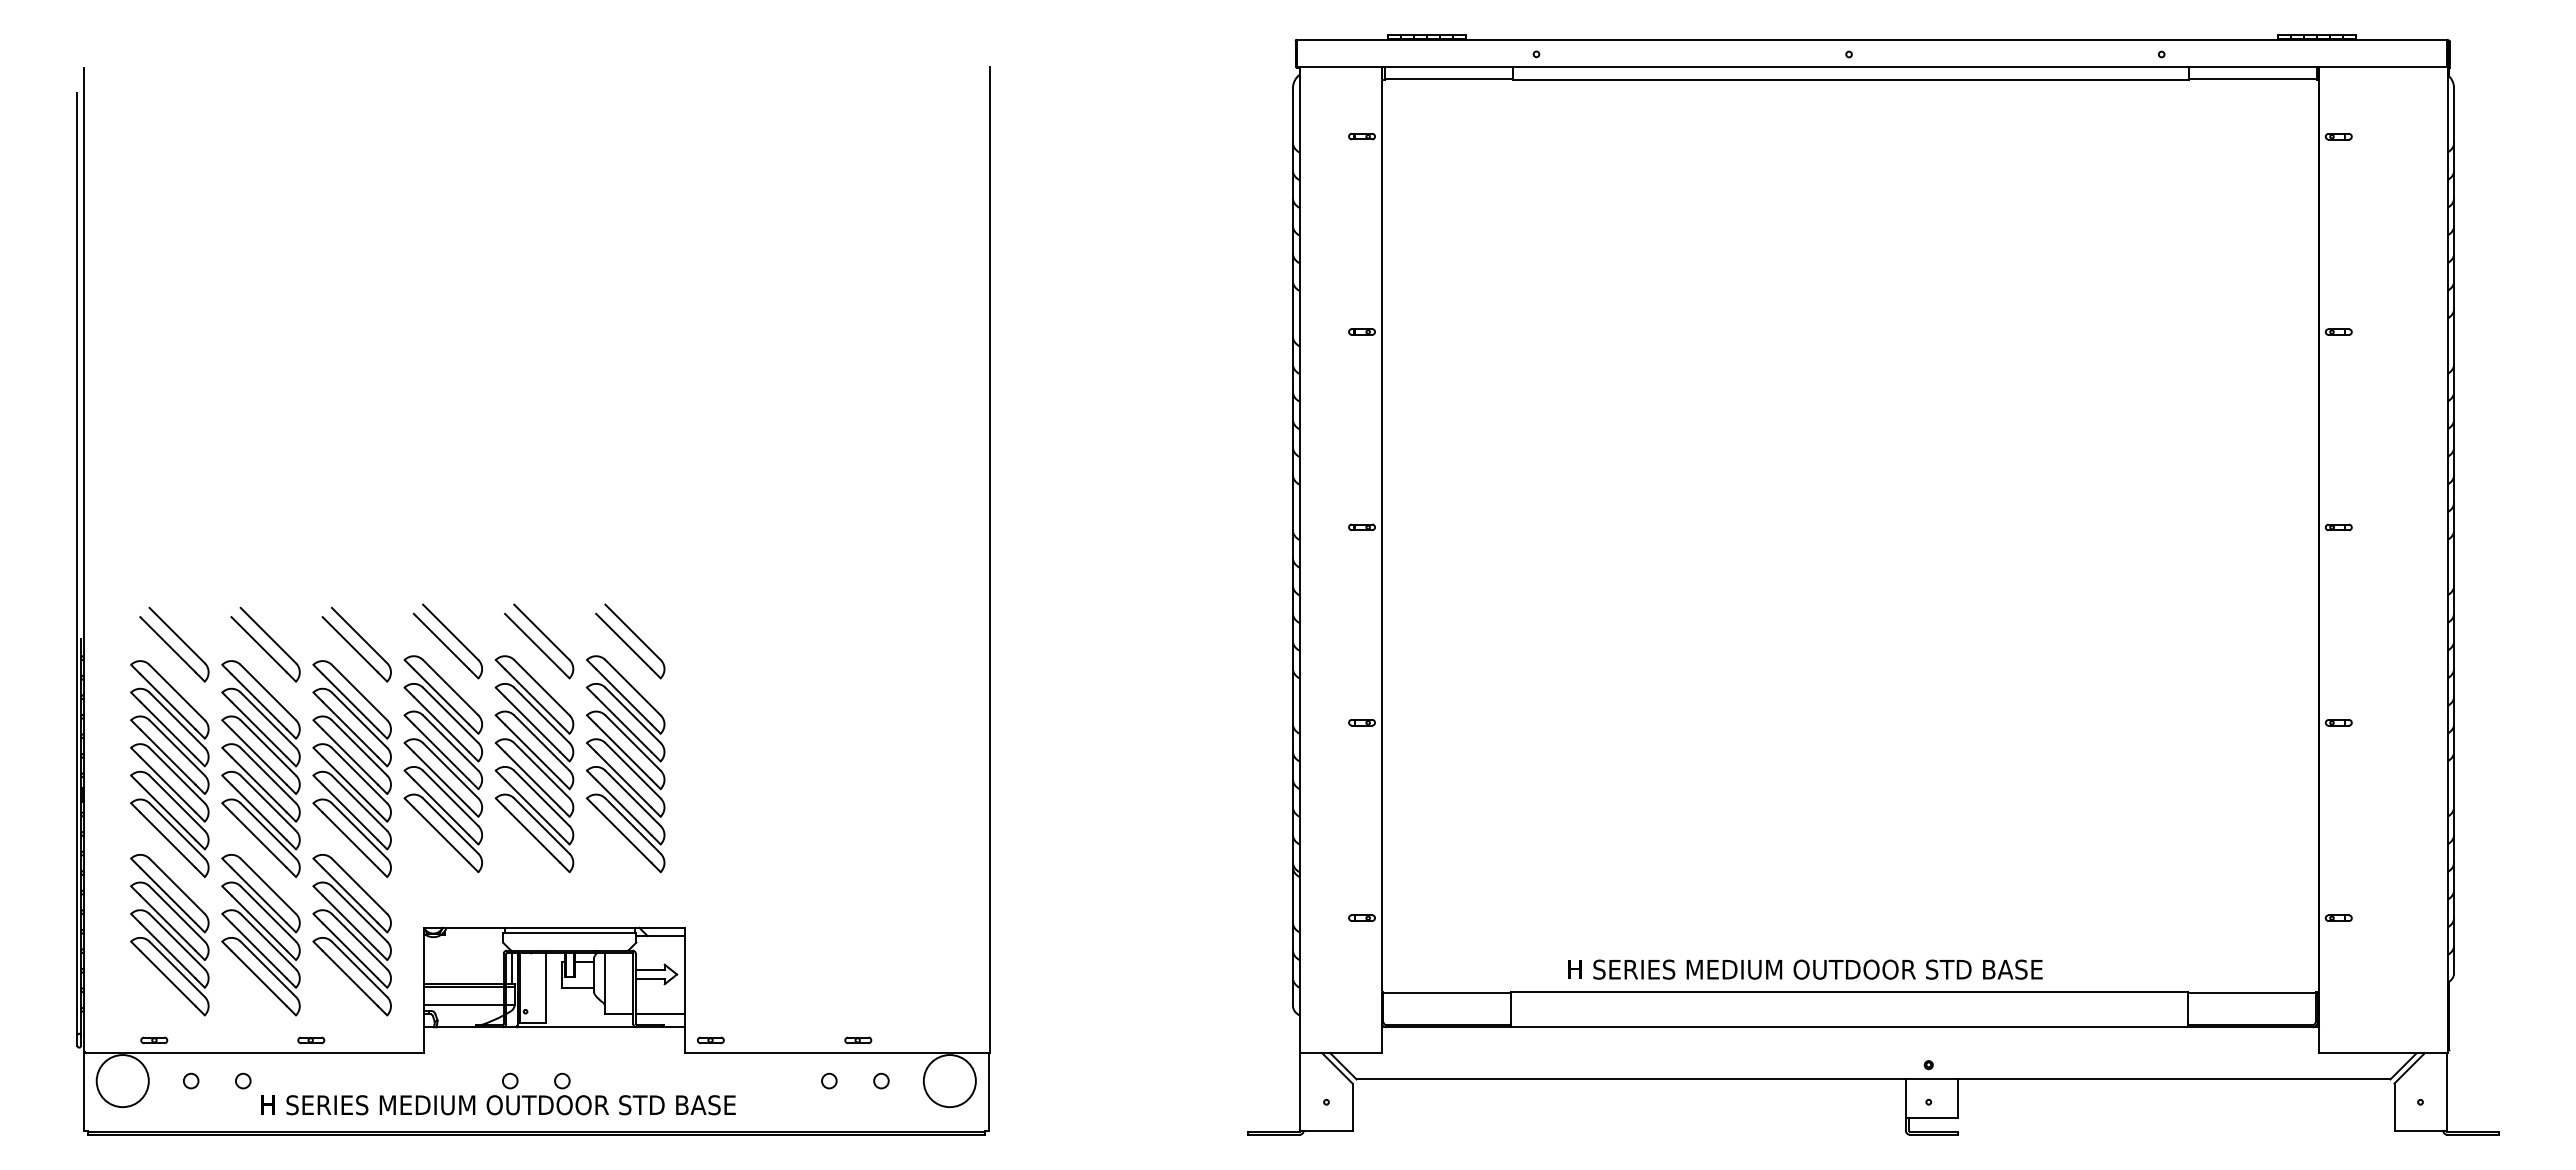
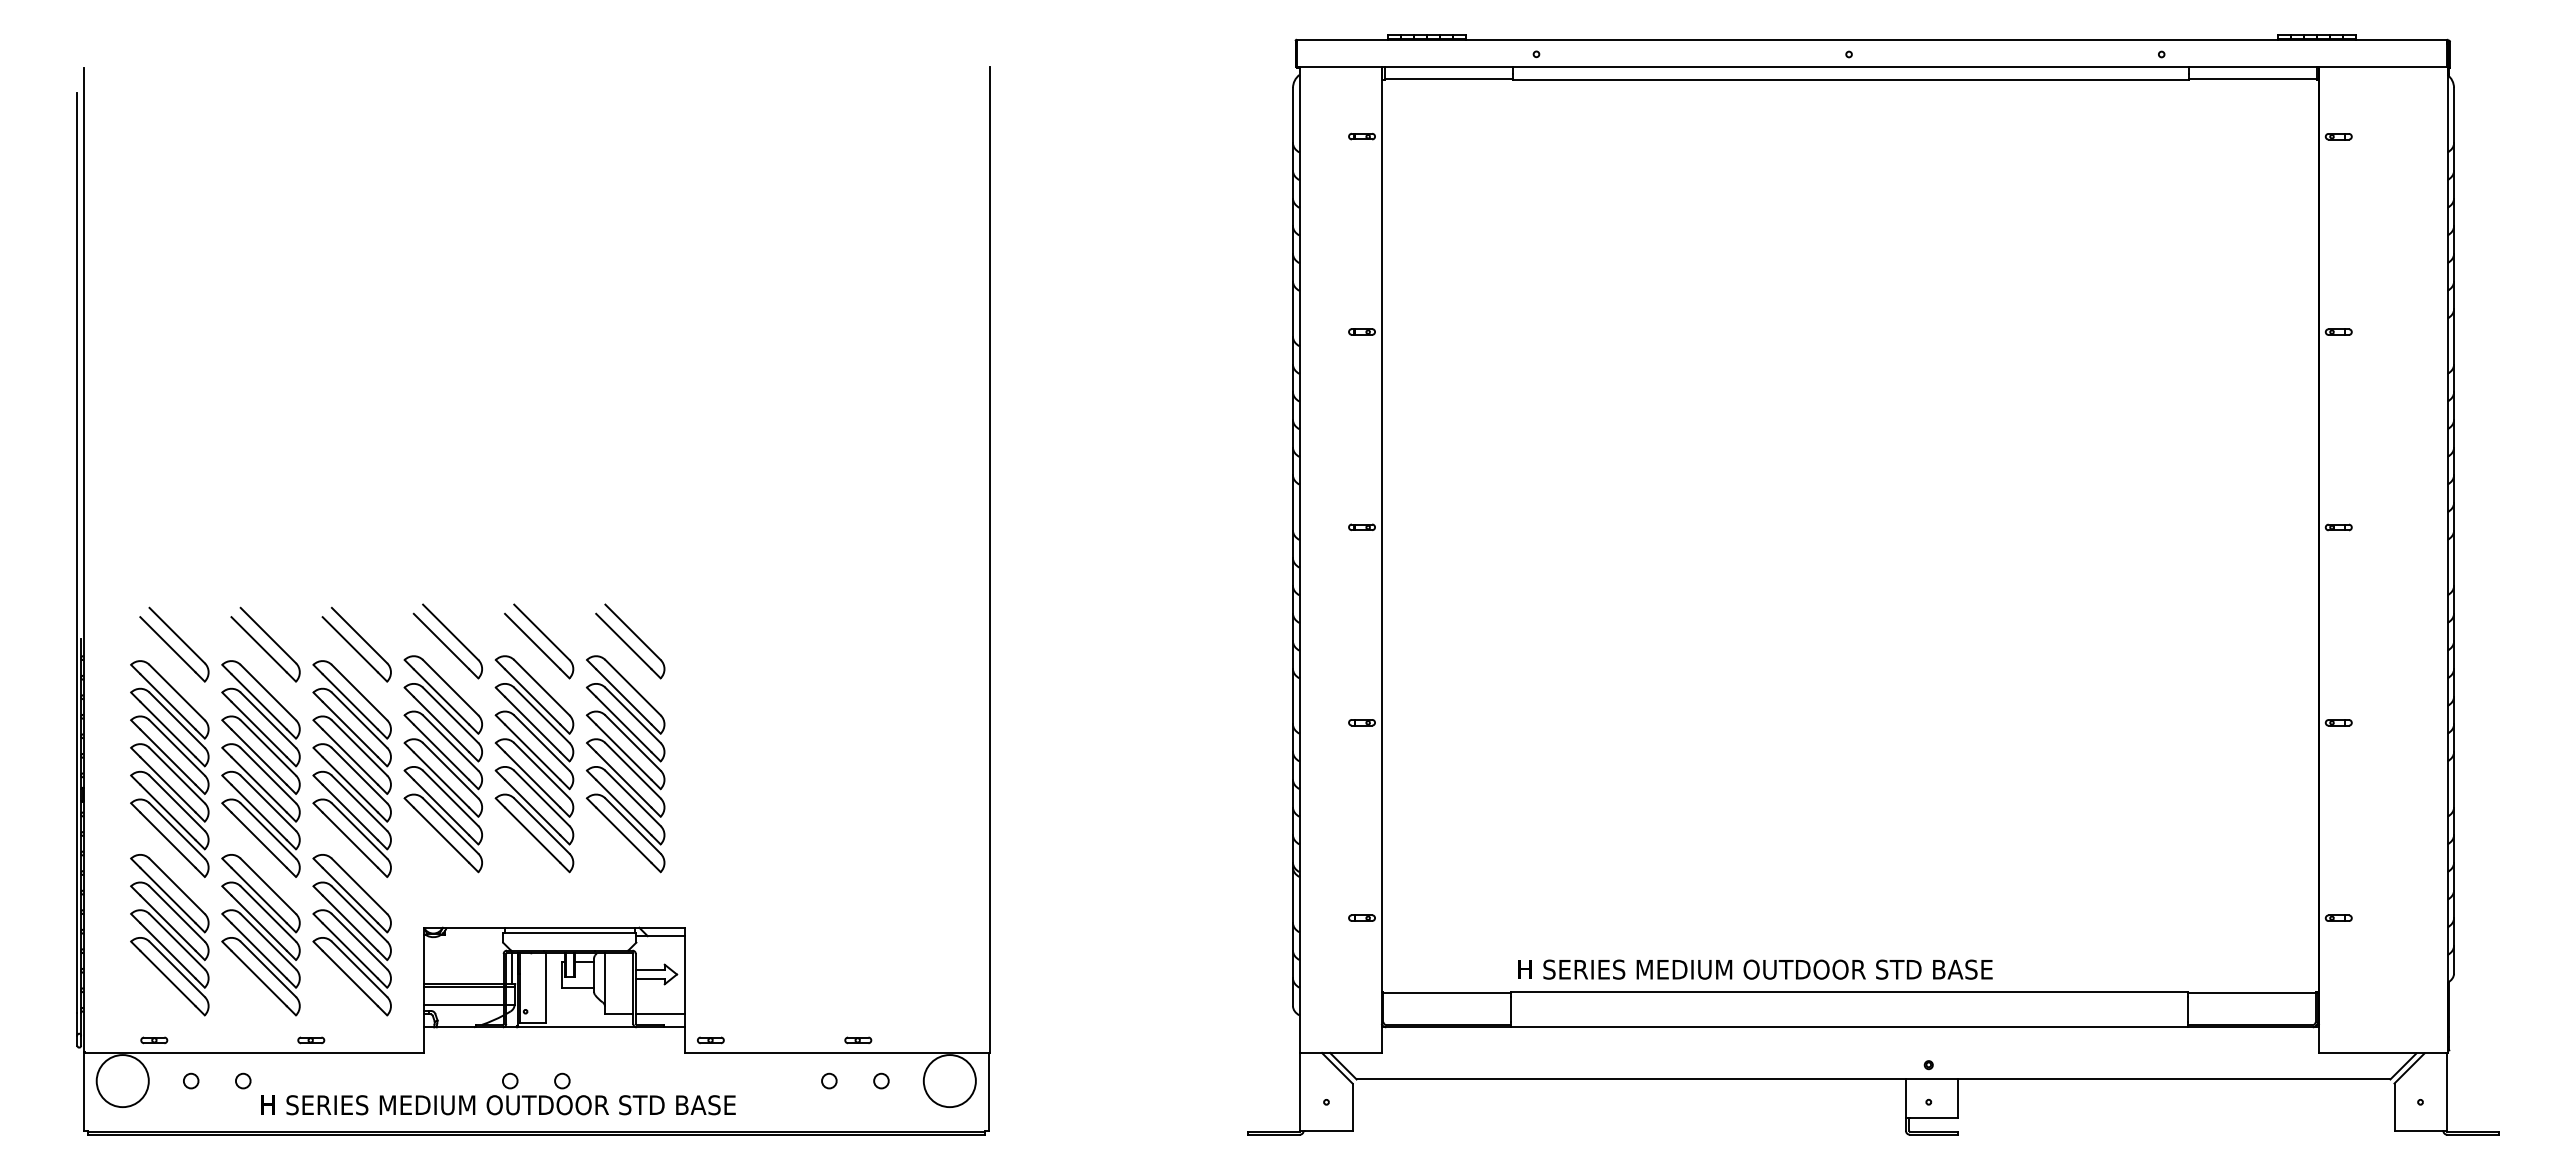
text position: (1805, 969) -> (1755, 969) (1755, 969)
